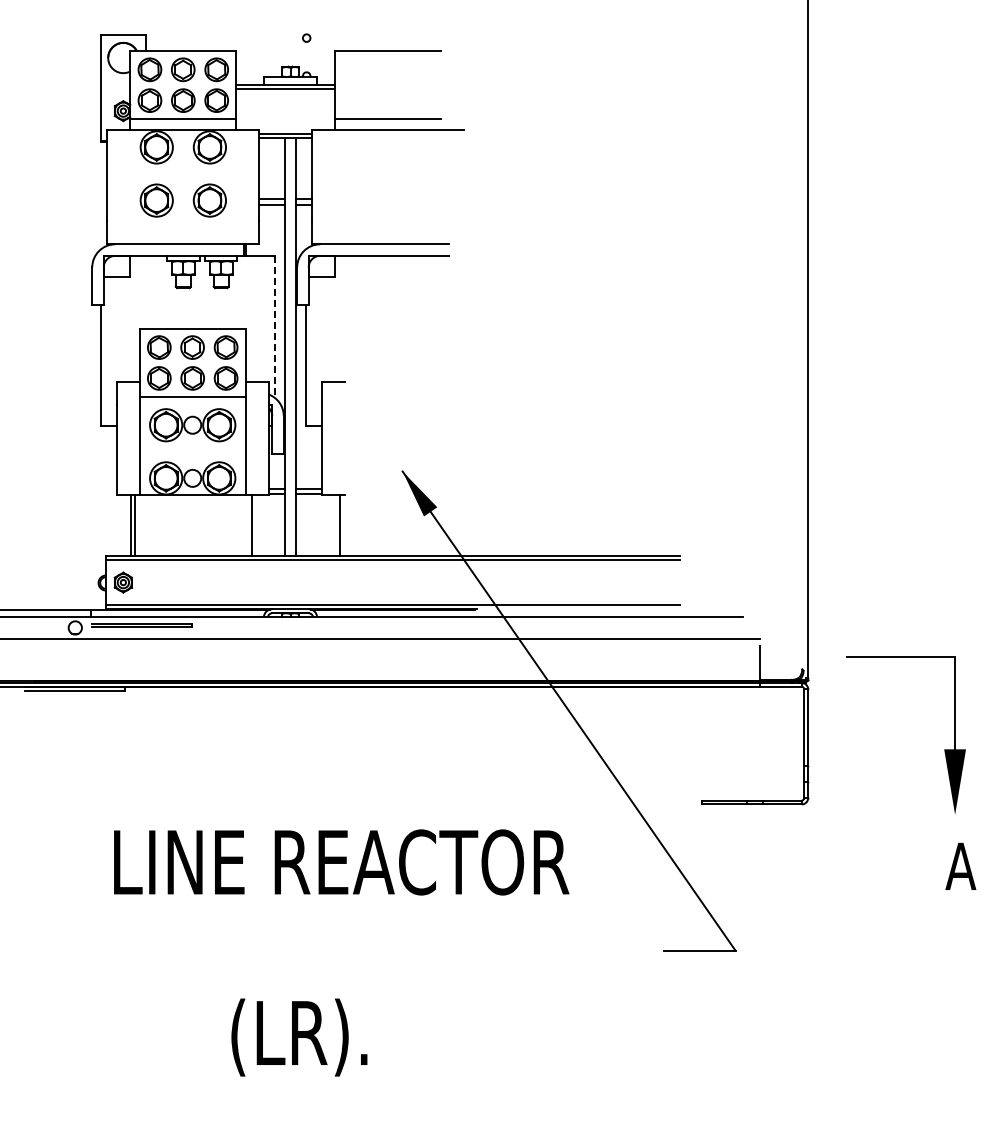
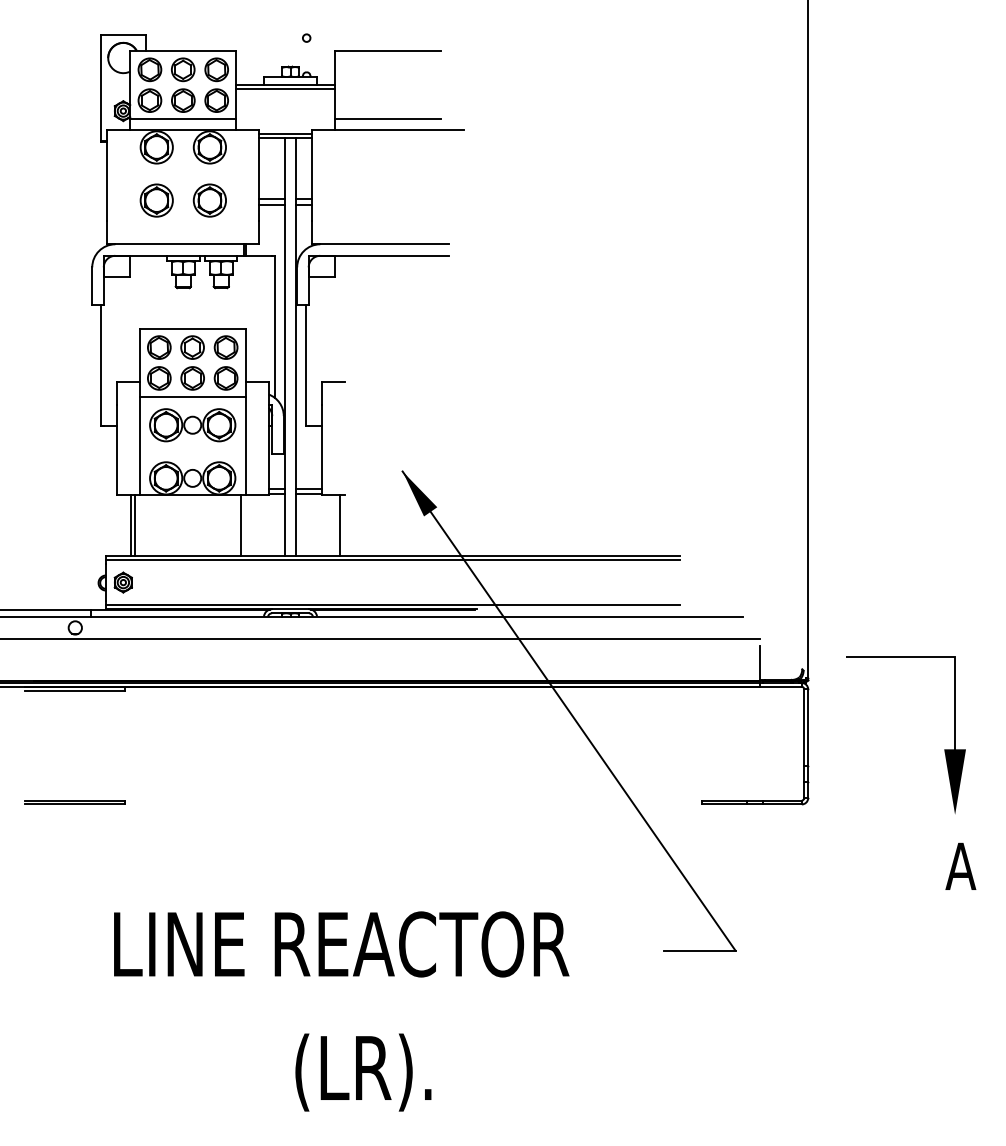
line: dashed -> solid (274, 326)
line position: (252, 525) -> (241, 525) (241, 525)
line position: (141, 624) -> (74, 801) (74, 801)
text position: (341, 862) -> (341, 944) (341, 944)
text position: (299, 1037) -> (363, 1072) (363, 1072)
